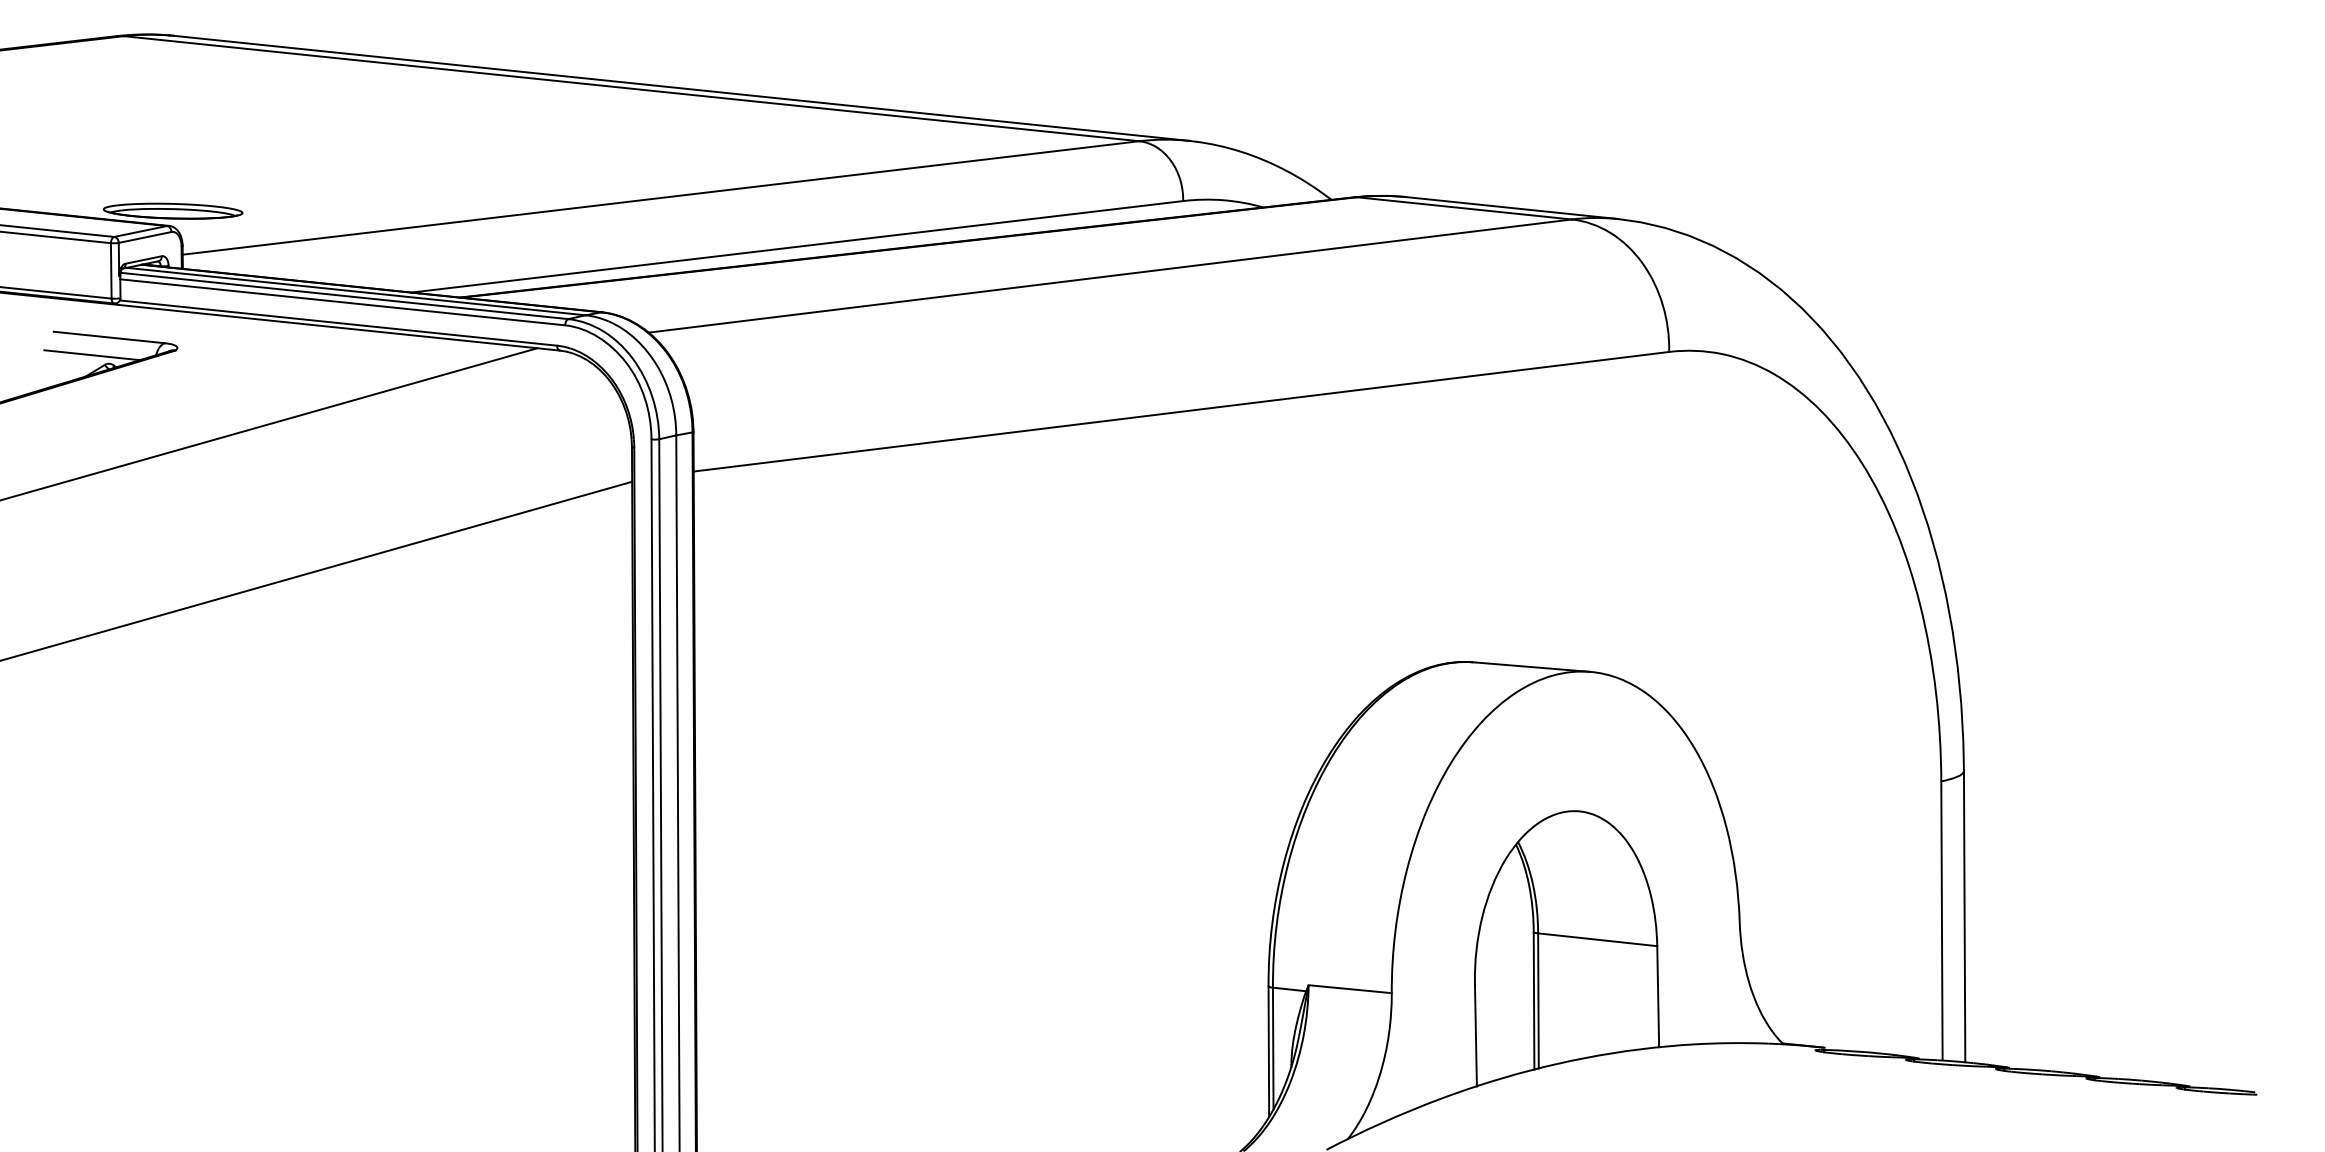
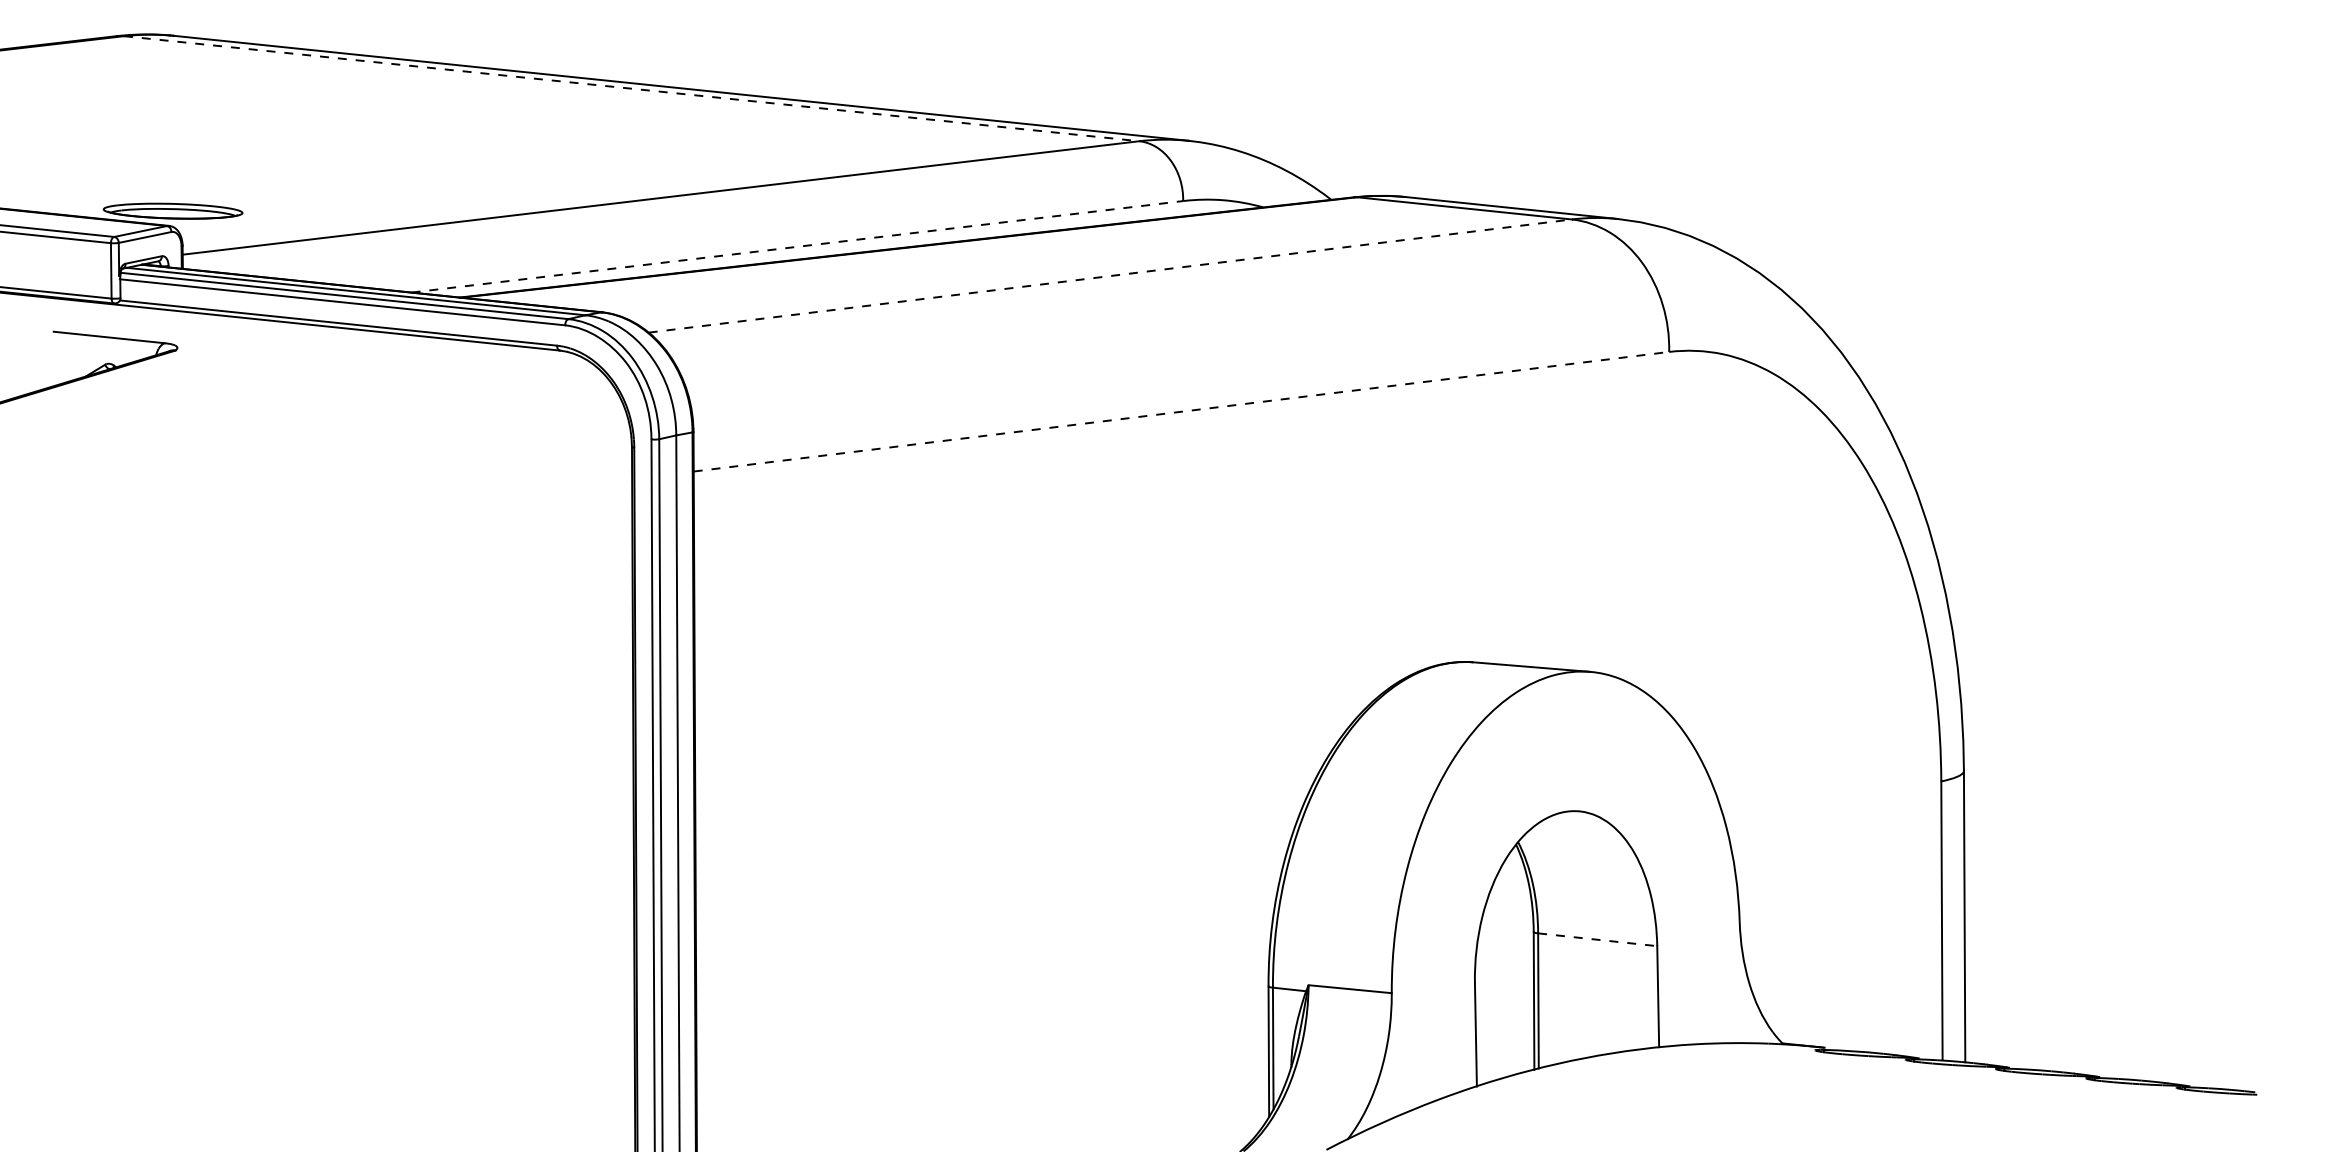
line: solid -> dashed (632, 88)
line: solid -> dashed (797, 246)
line: solid -> dashed (1110, 276)
line: present -> none (91, 355)
line: solid -> dashed (1181, 411)
line: present -> none (269, 423)
line: present -> none (317, 570)
line: solid -> dashed (1597, 939)
